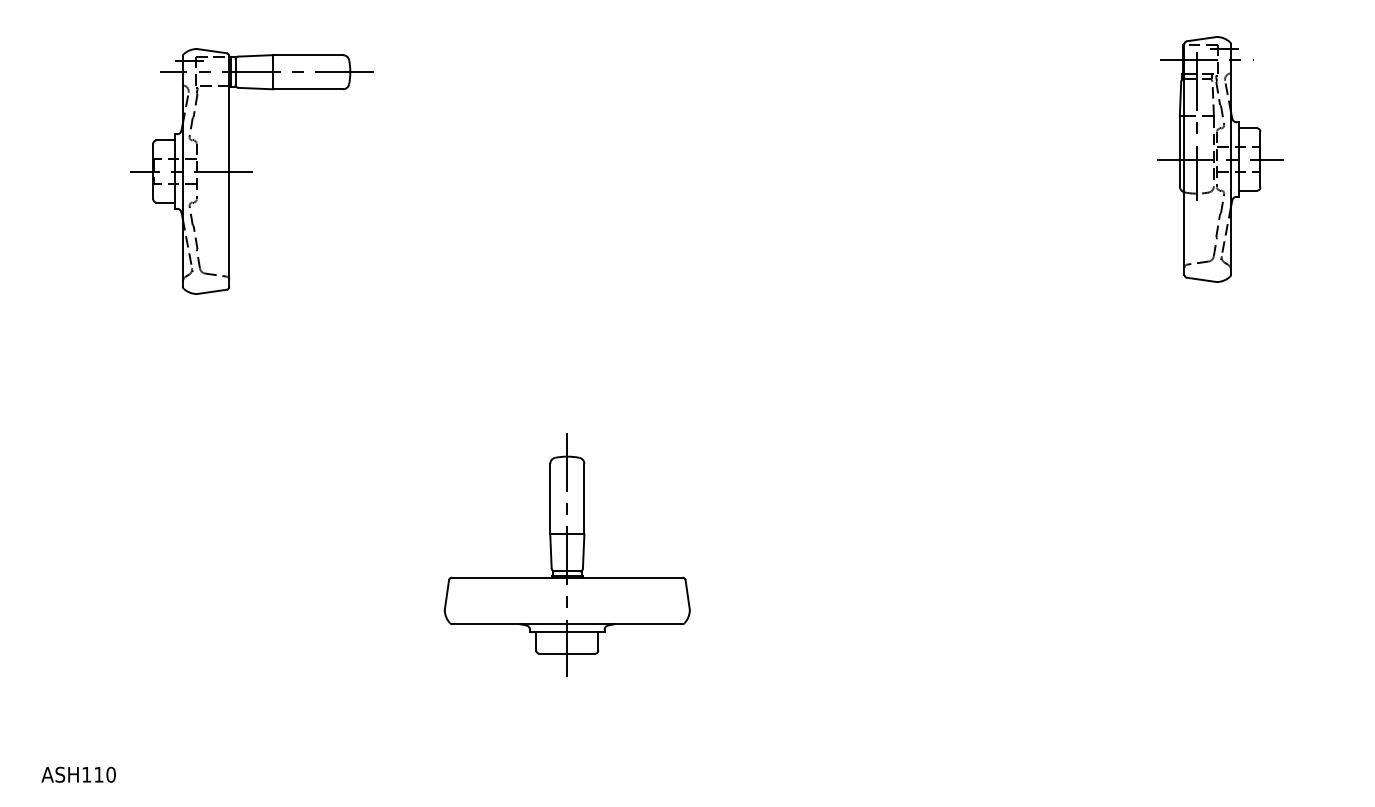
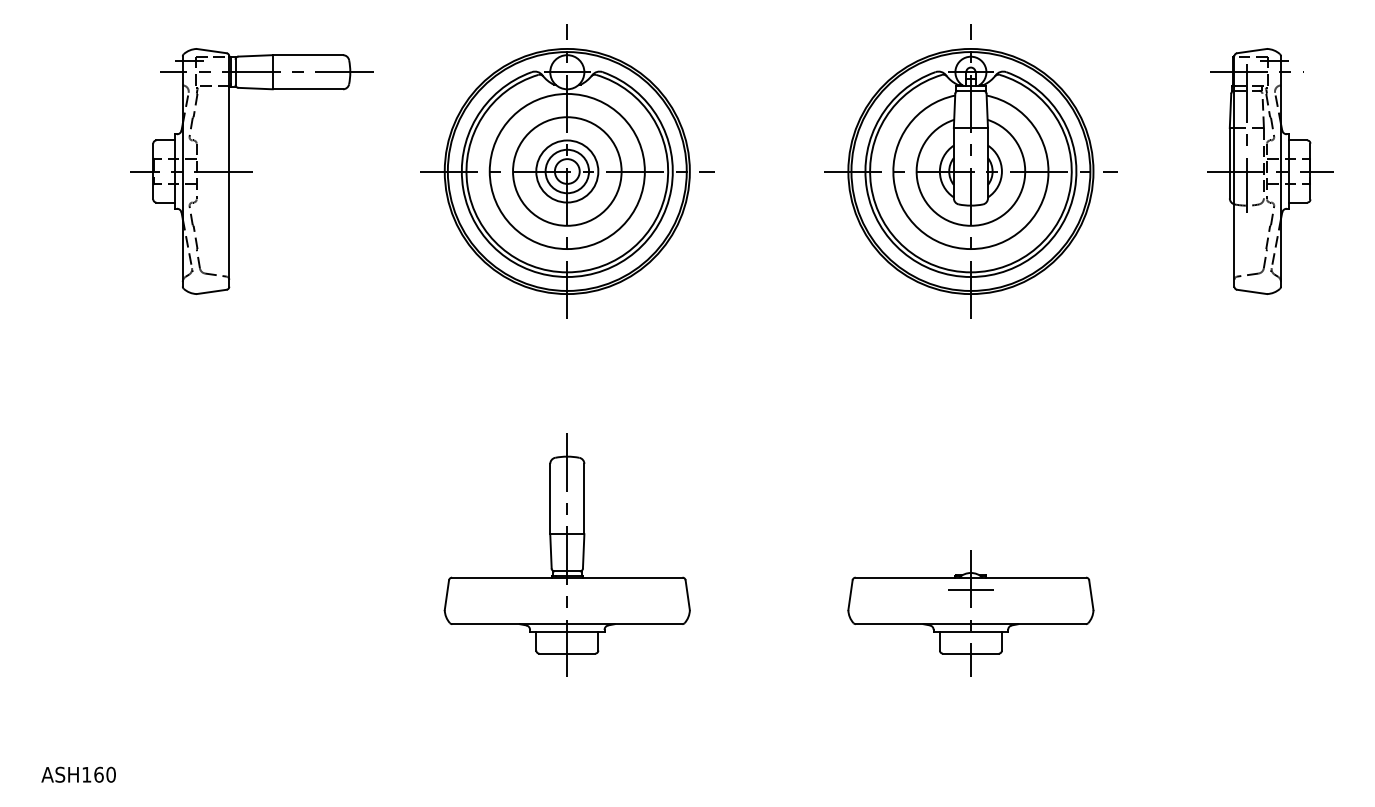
part position: (1220, 159) -> (1270, 171) (1270, 171)
part: none -> present (567, 171)
part: none -> present (970, 171)
part: none -> present (970, 613)
text: ASH110 -> ASH160 (98, 774)
